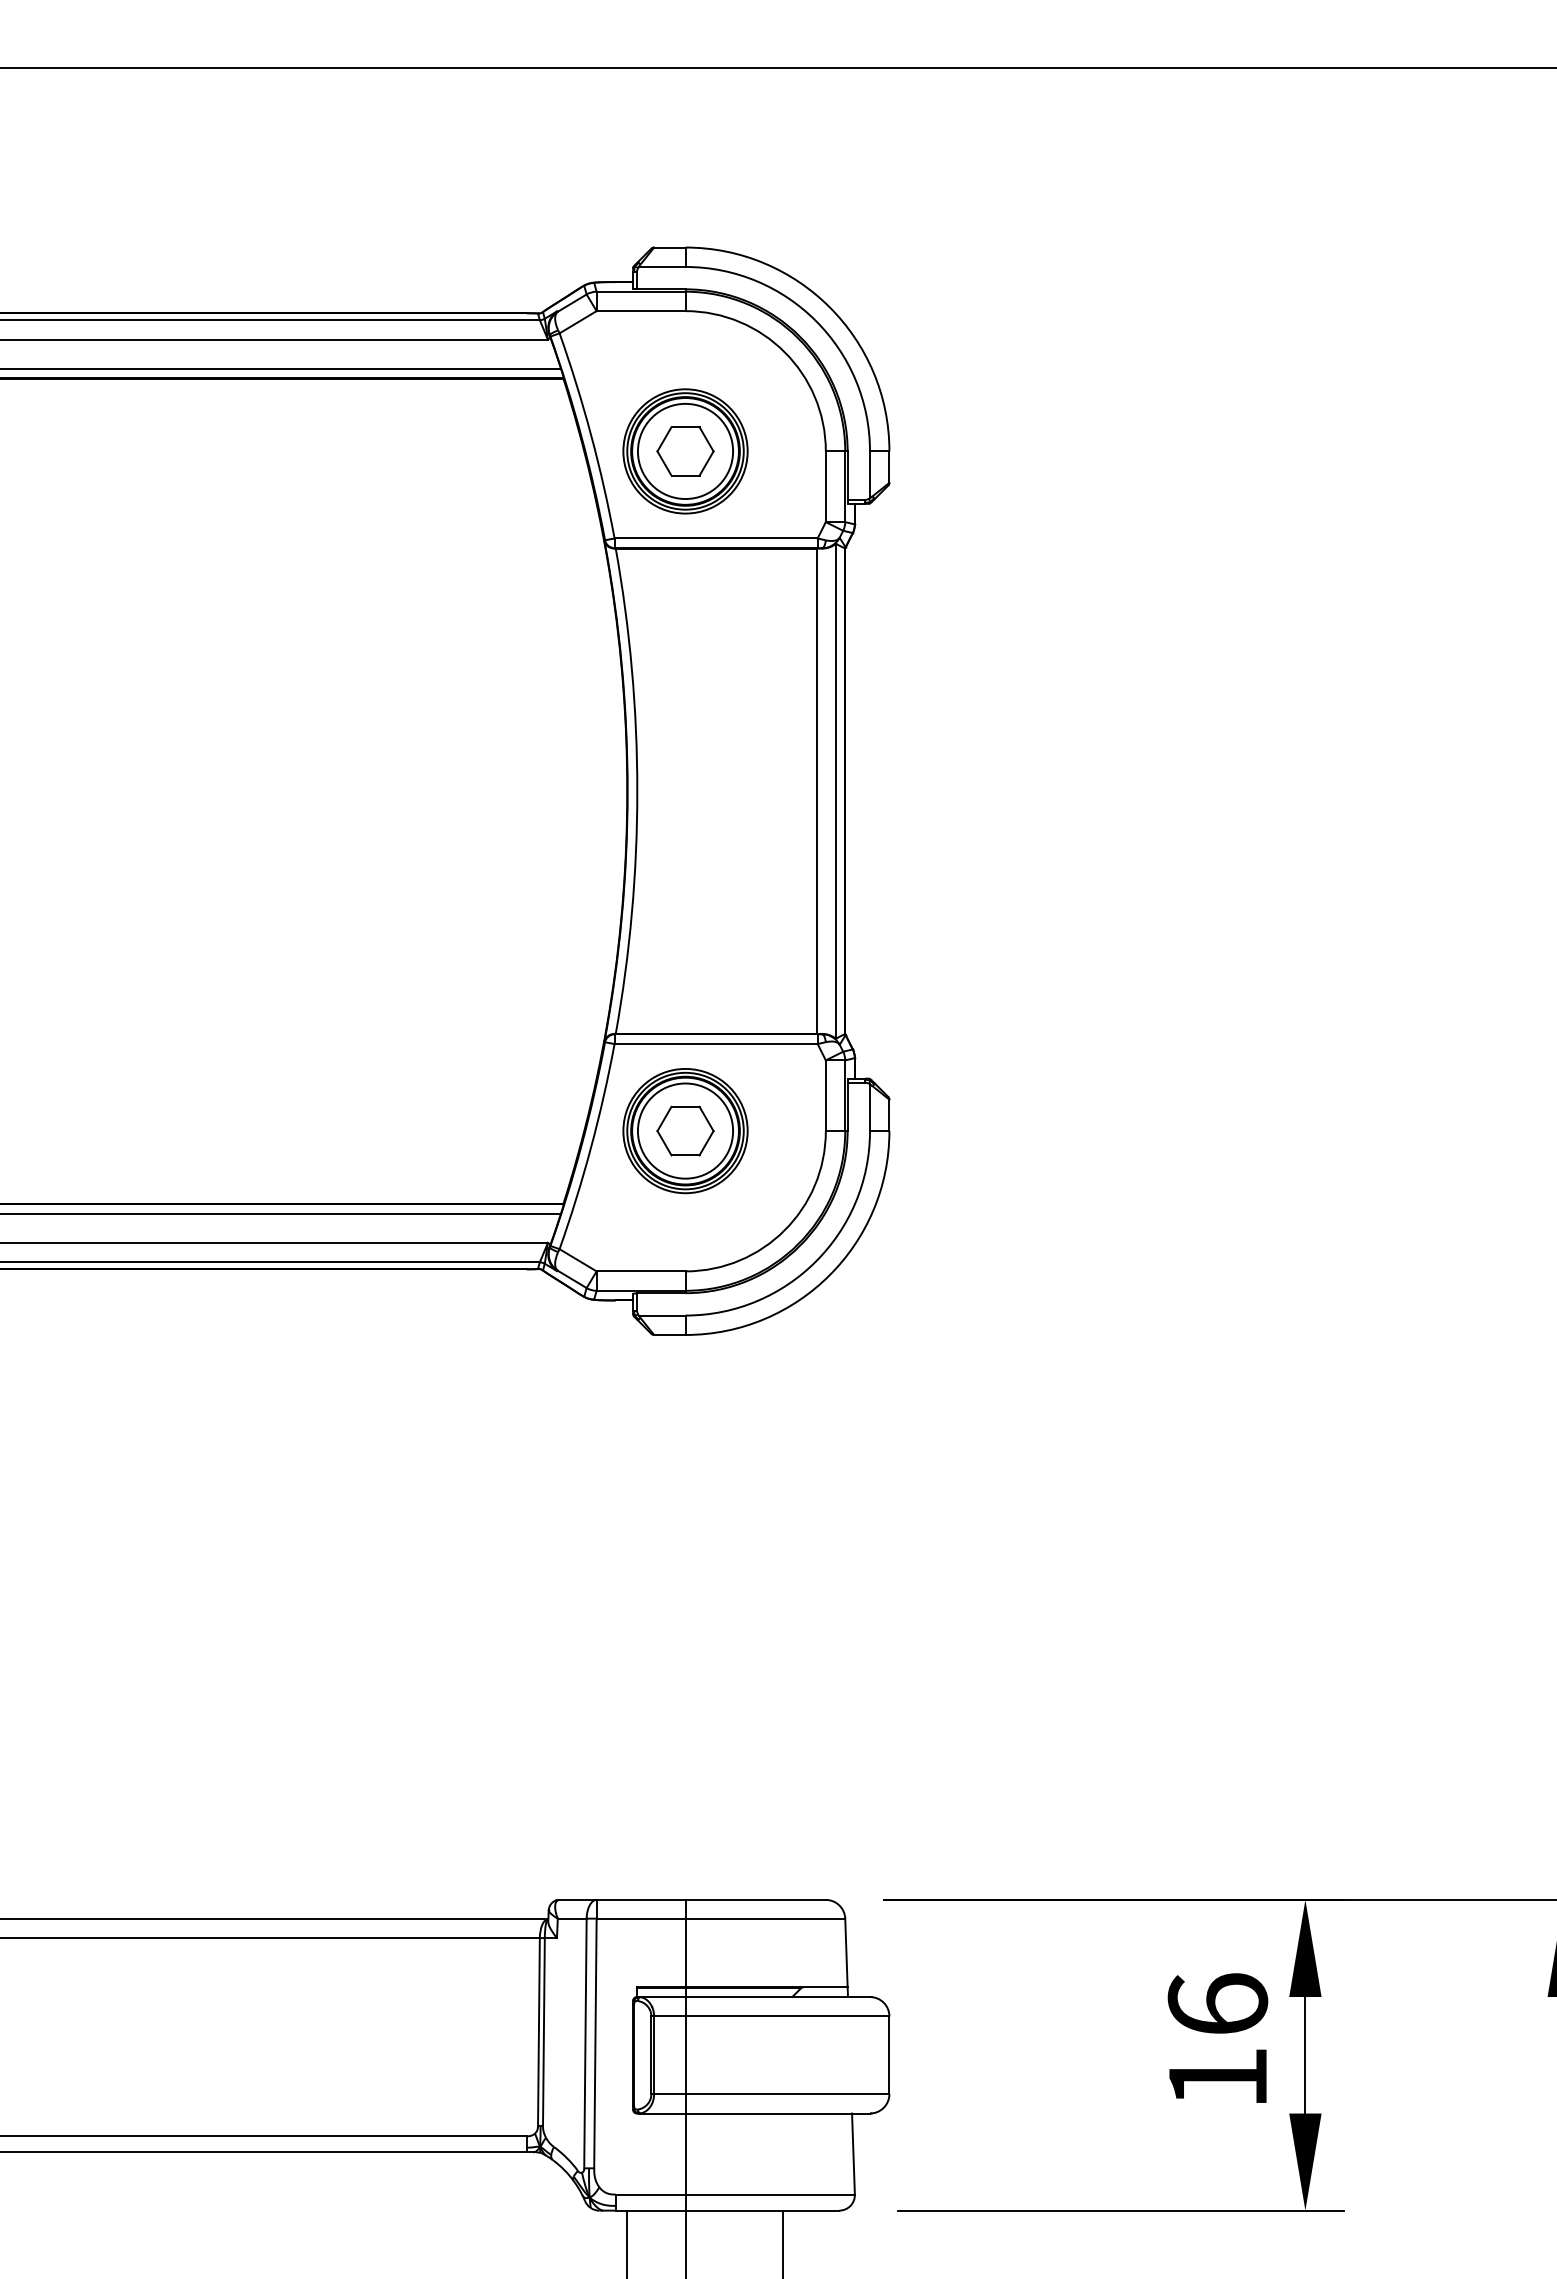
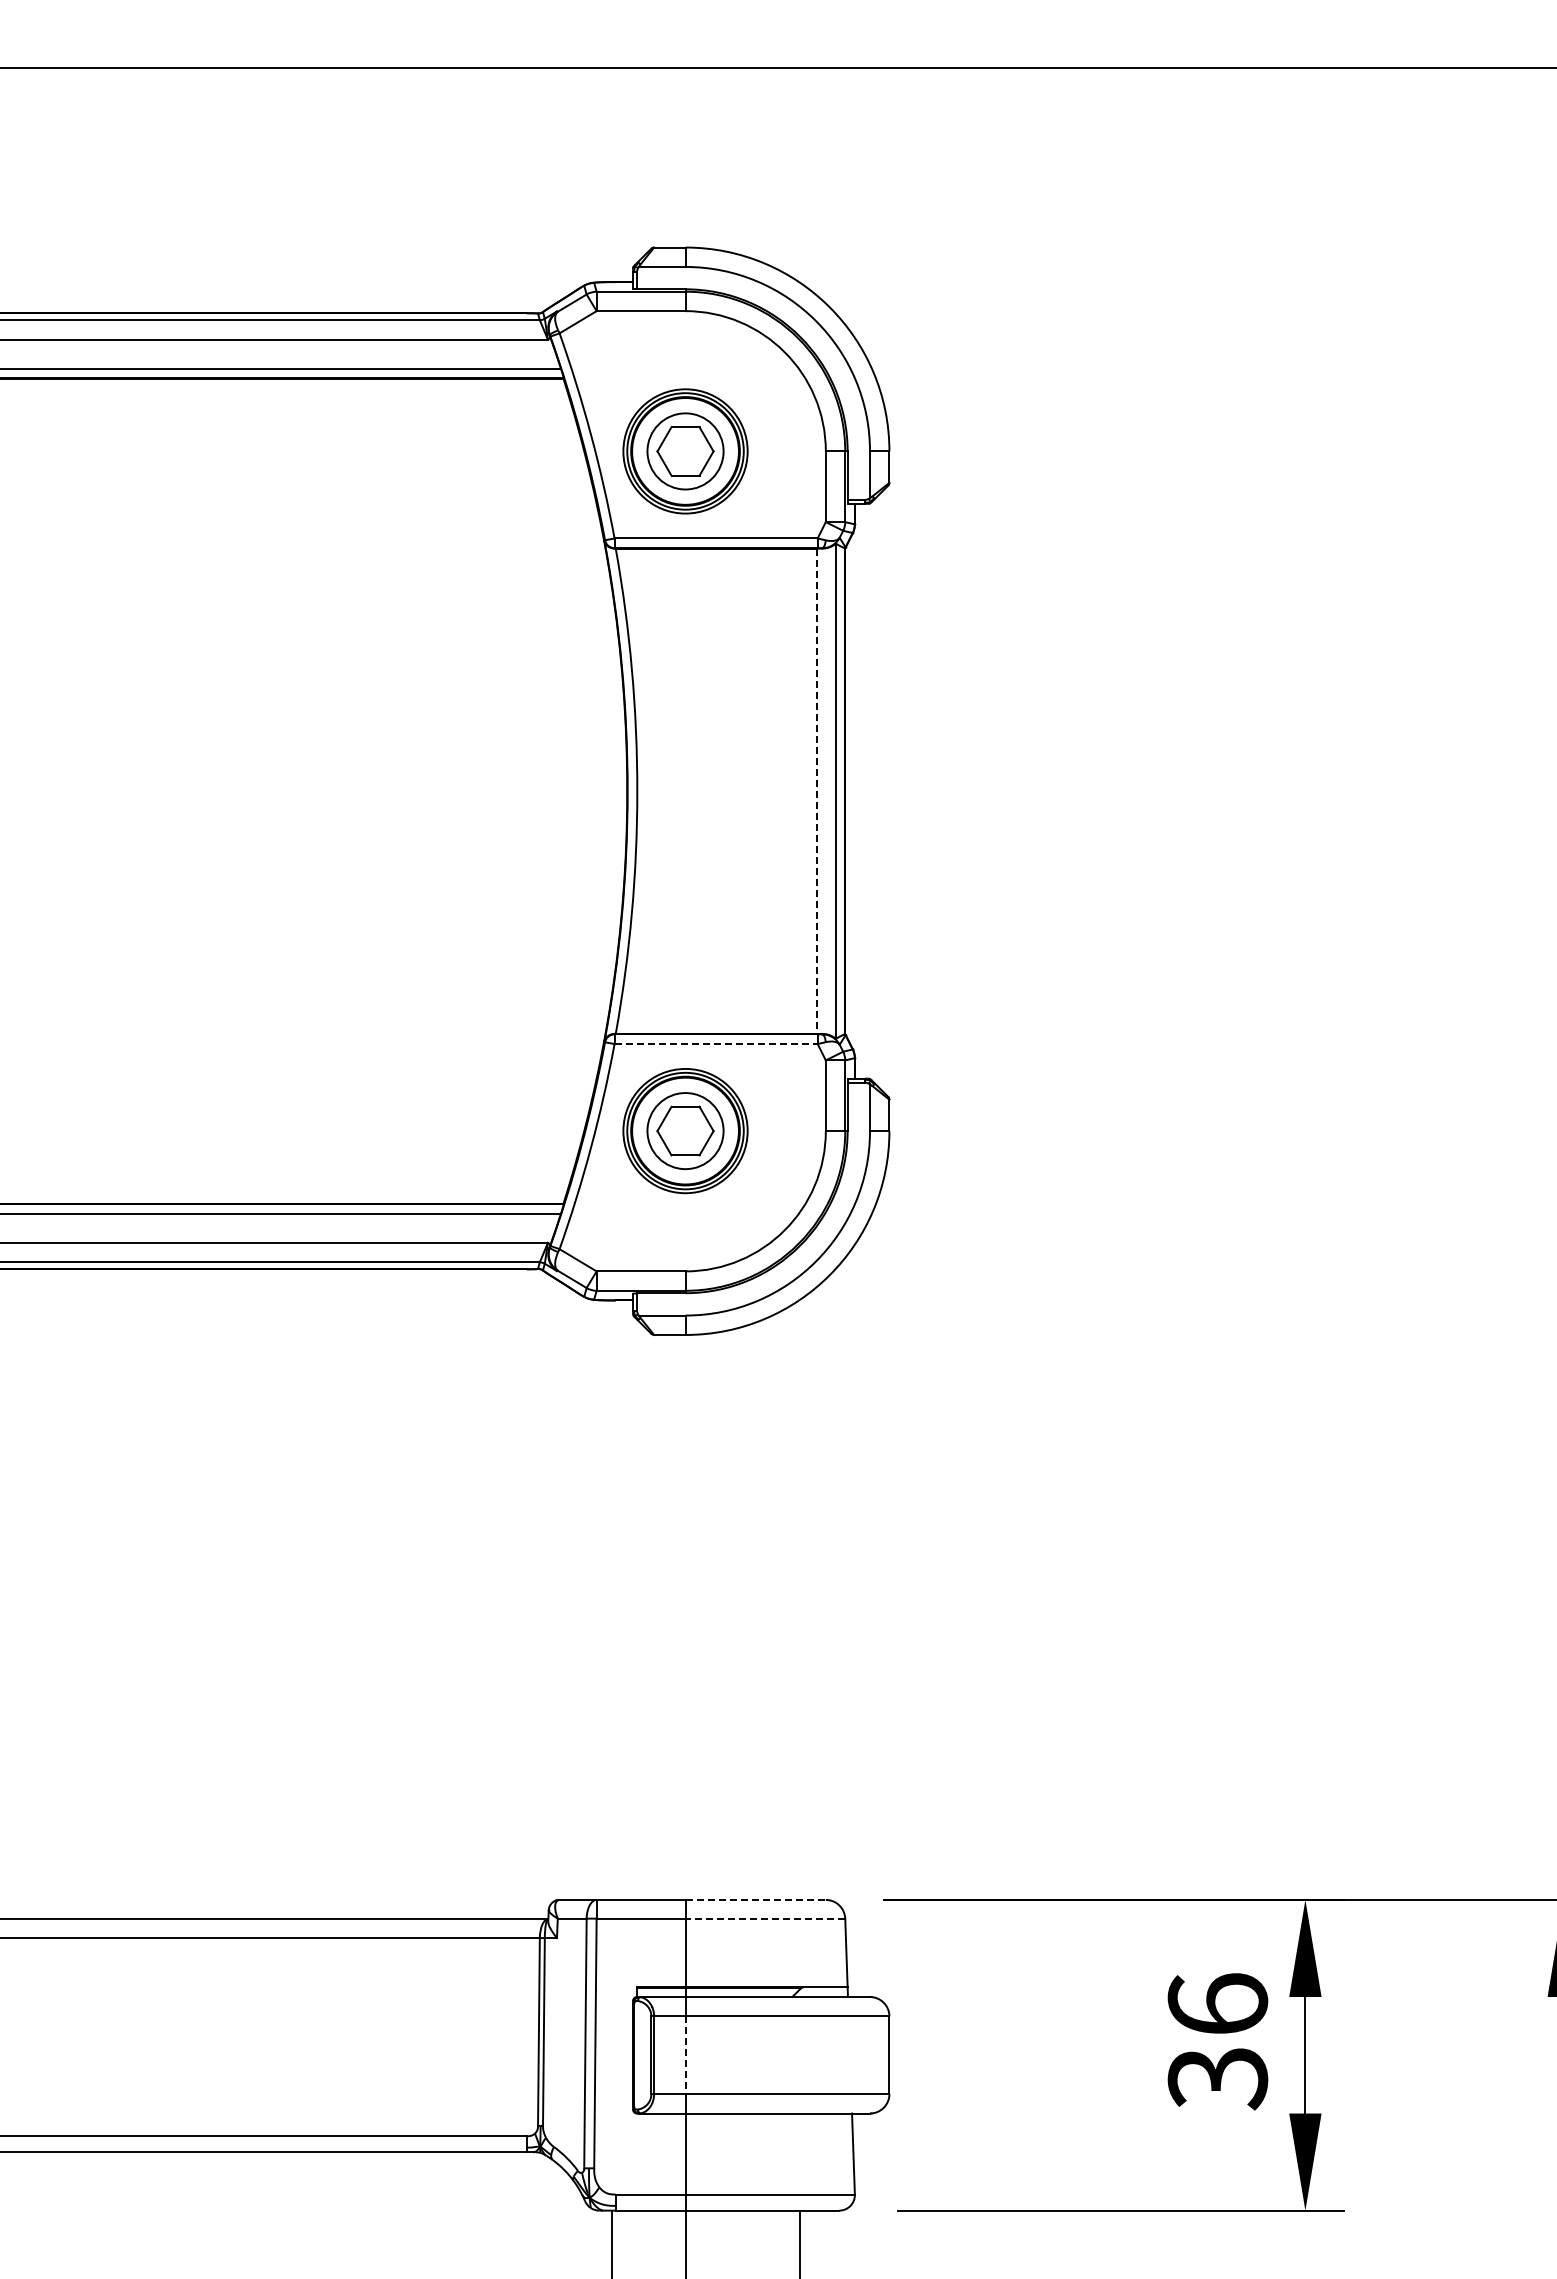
circle diameter: 95 px -> 76 px (685, 451)
line: solid -> dashed (816, 791)
line: solid -> dashed (716, 1044)
circle diameter: 95 px -> 76 px (685, 1131)
line: solid -> dashed (756, 1899)
line: solid -> dashed (765, 1918)
line: solid -> dashed (685, 2055)
text: 16 -> 36 (1217, 2079)
line position: (627, 2242) -> (612, 2242) (612, 2242)
line position: (782, 2242) -> (799, 2242) (799, 2242)
